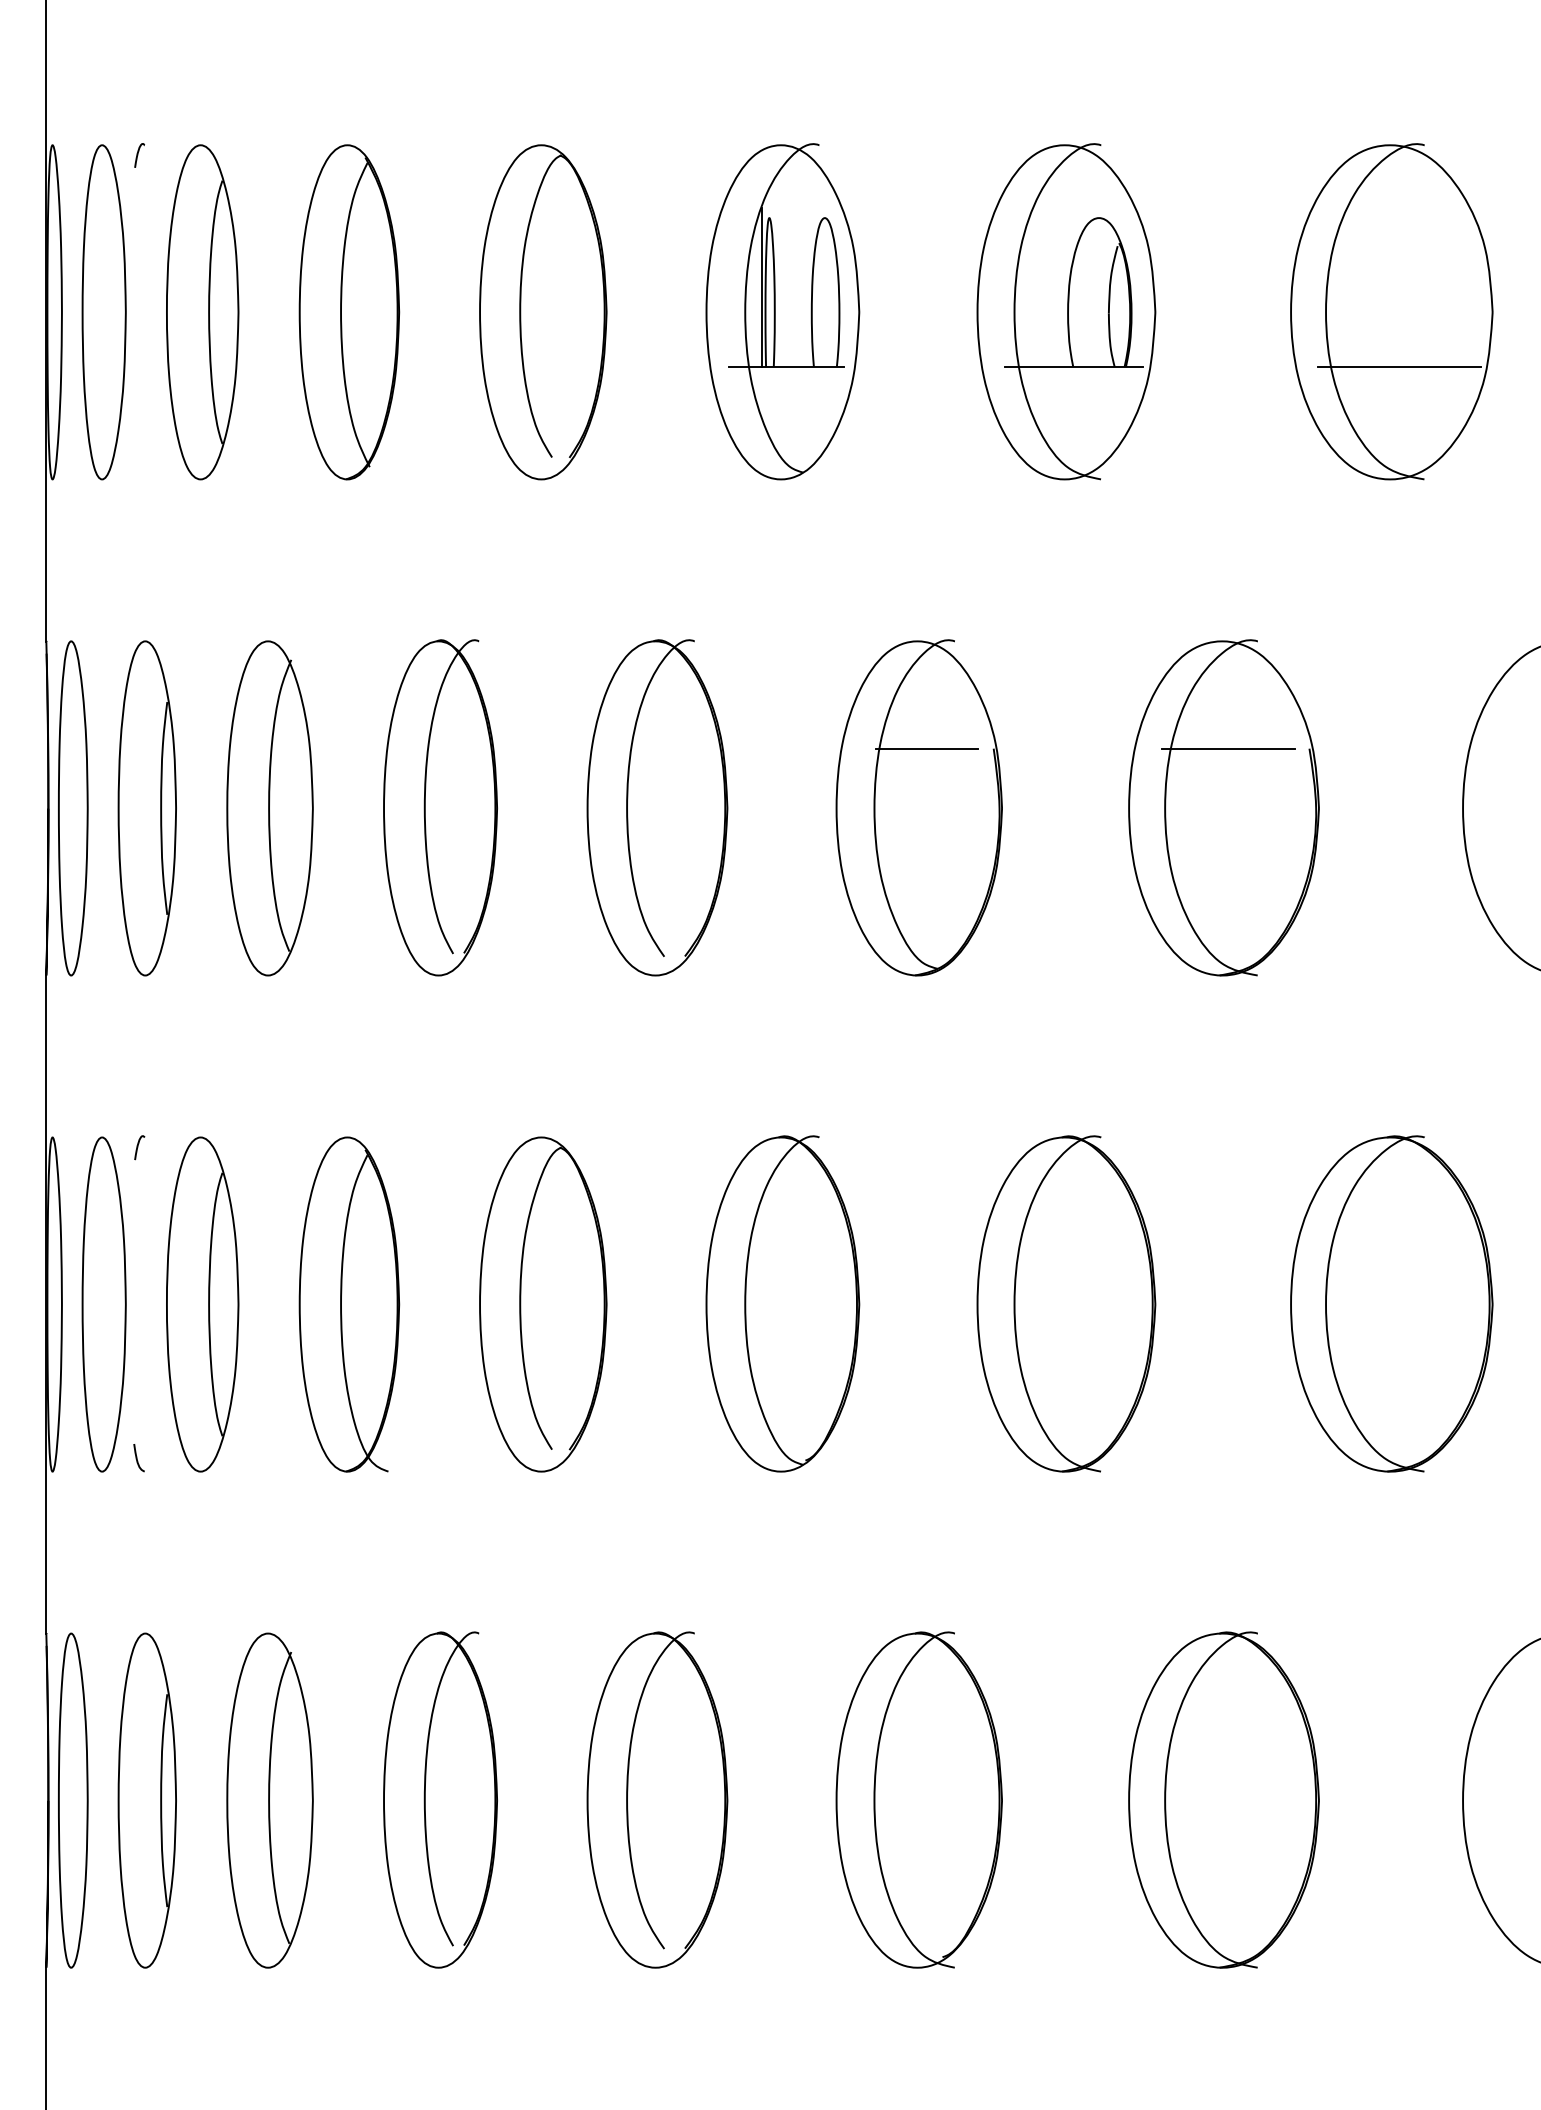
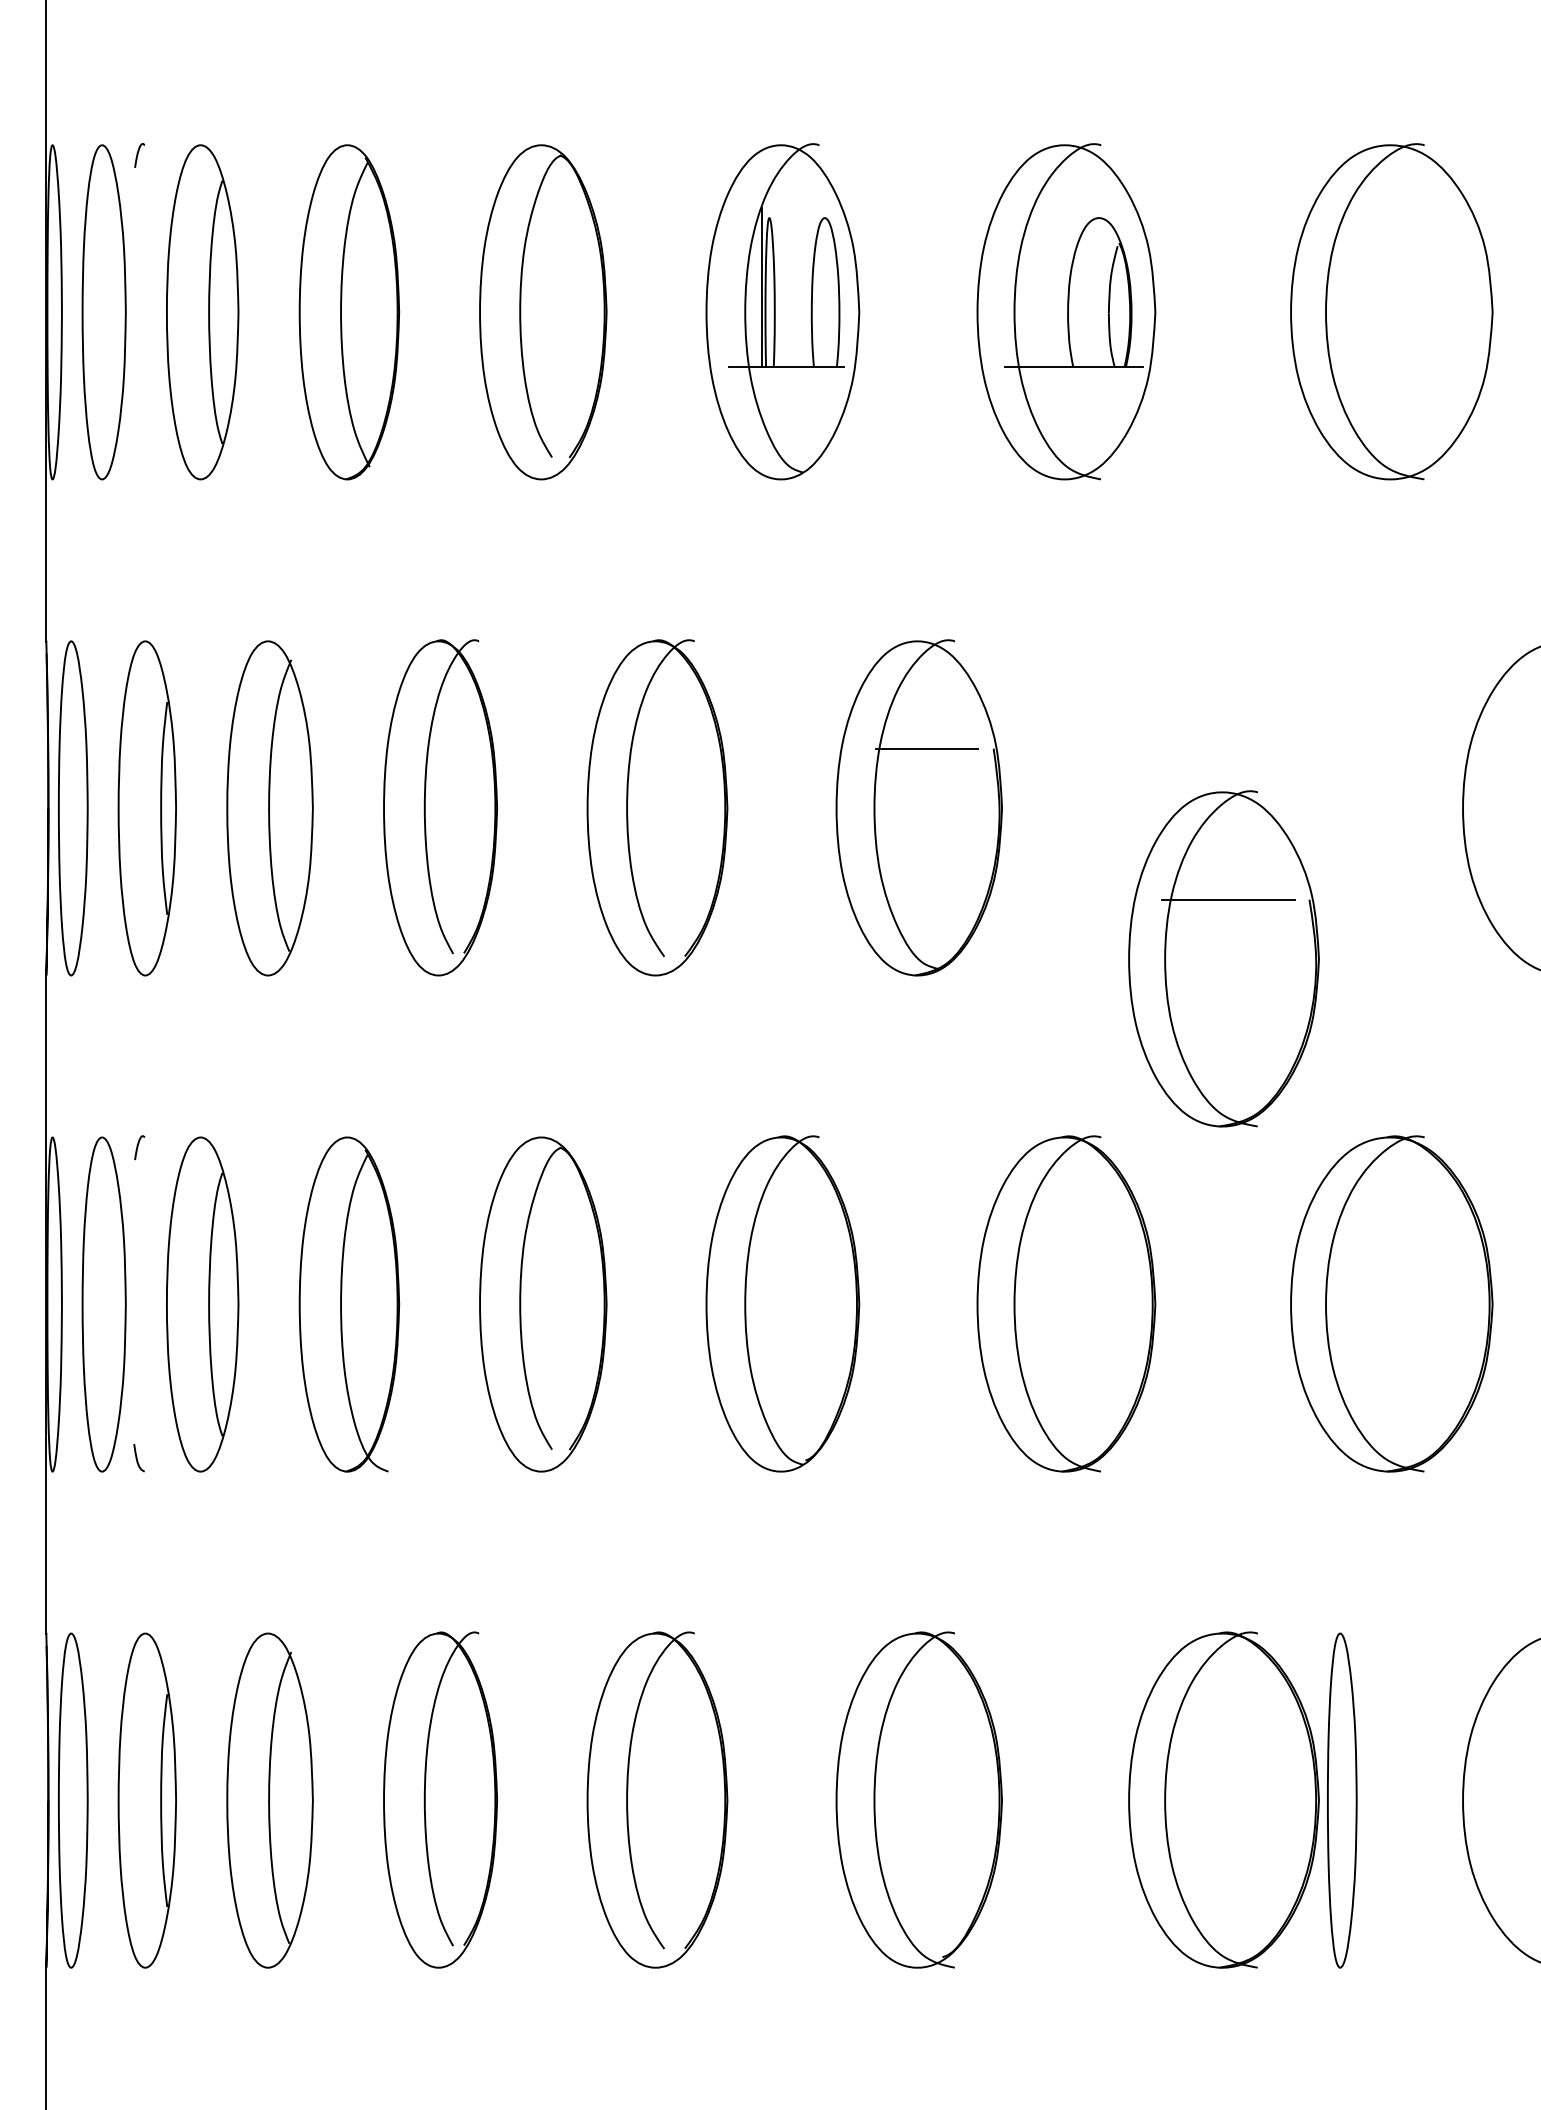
line: present -> none (1399, 366)
part position: (1223, 807) -> (1223, 958) (1223, 958)
part: none -> present (1342, 1800)
